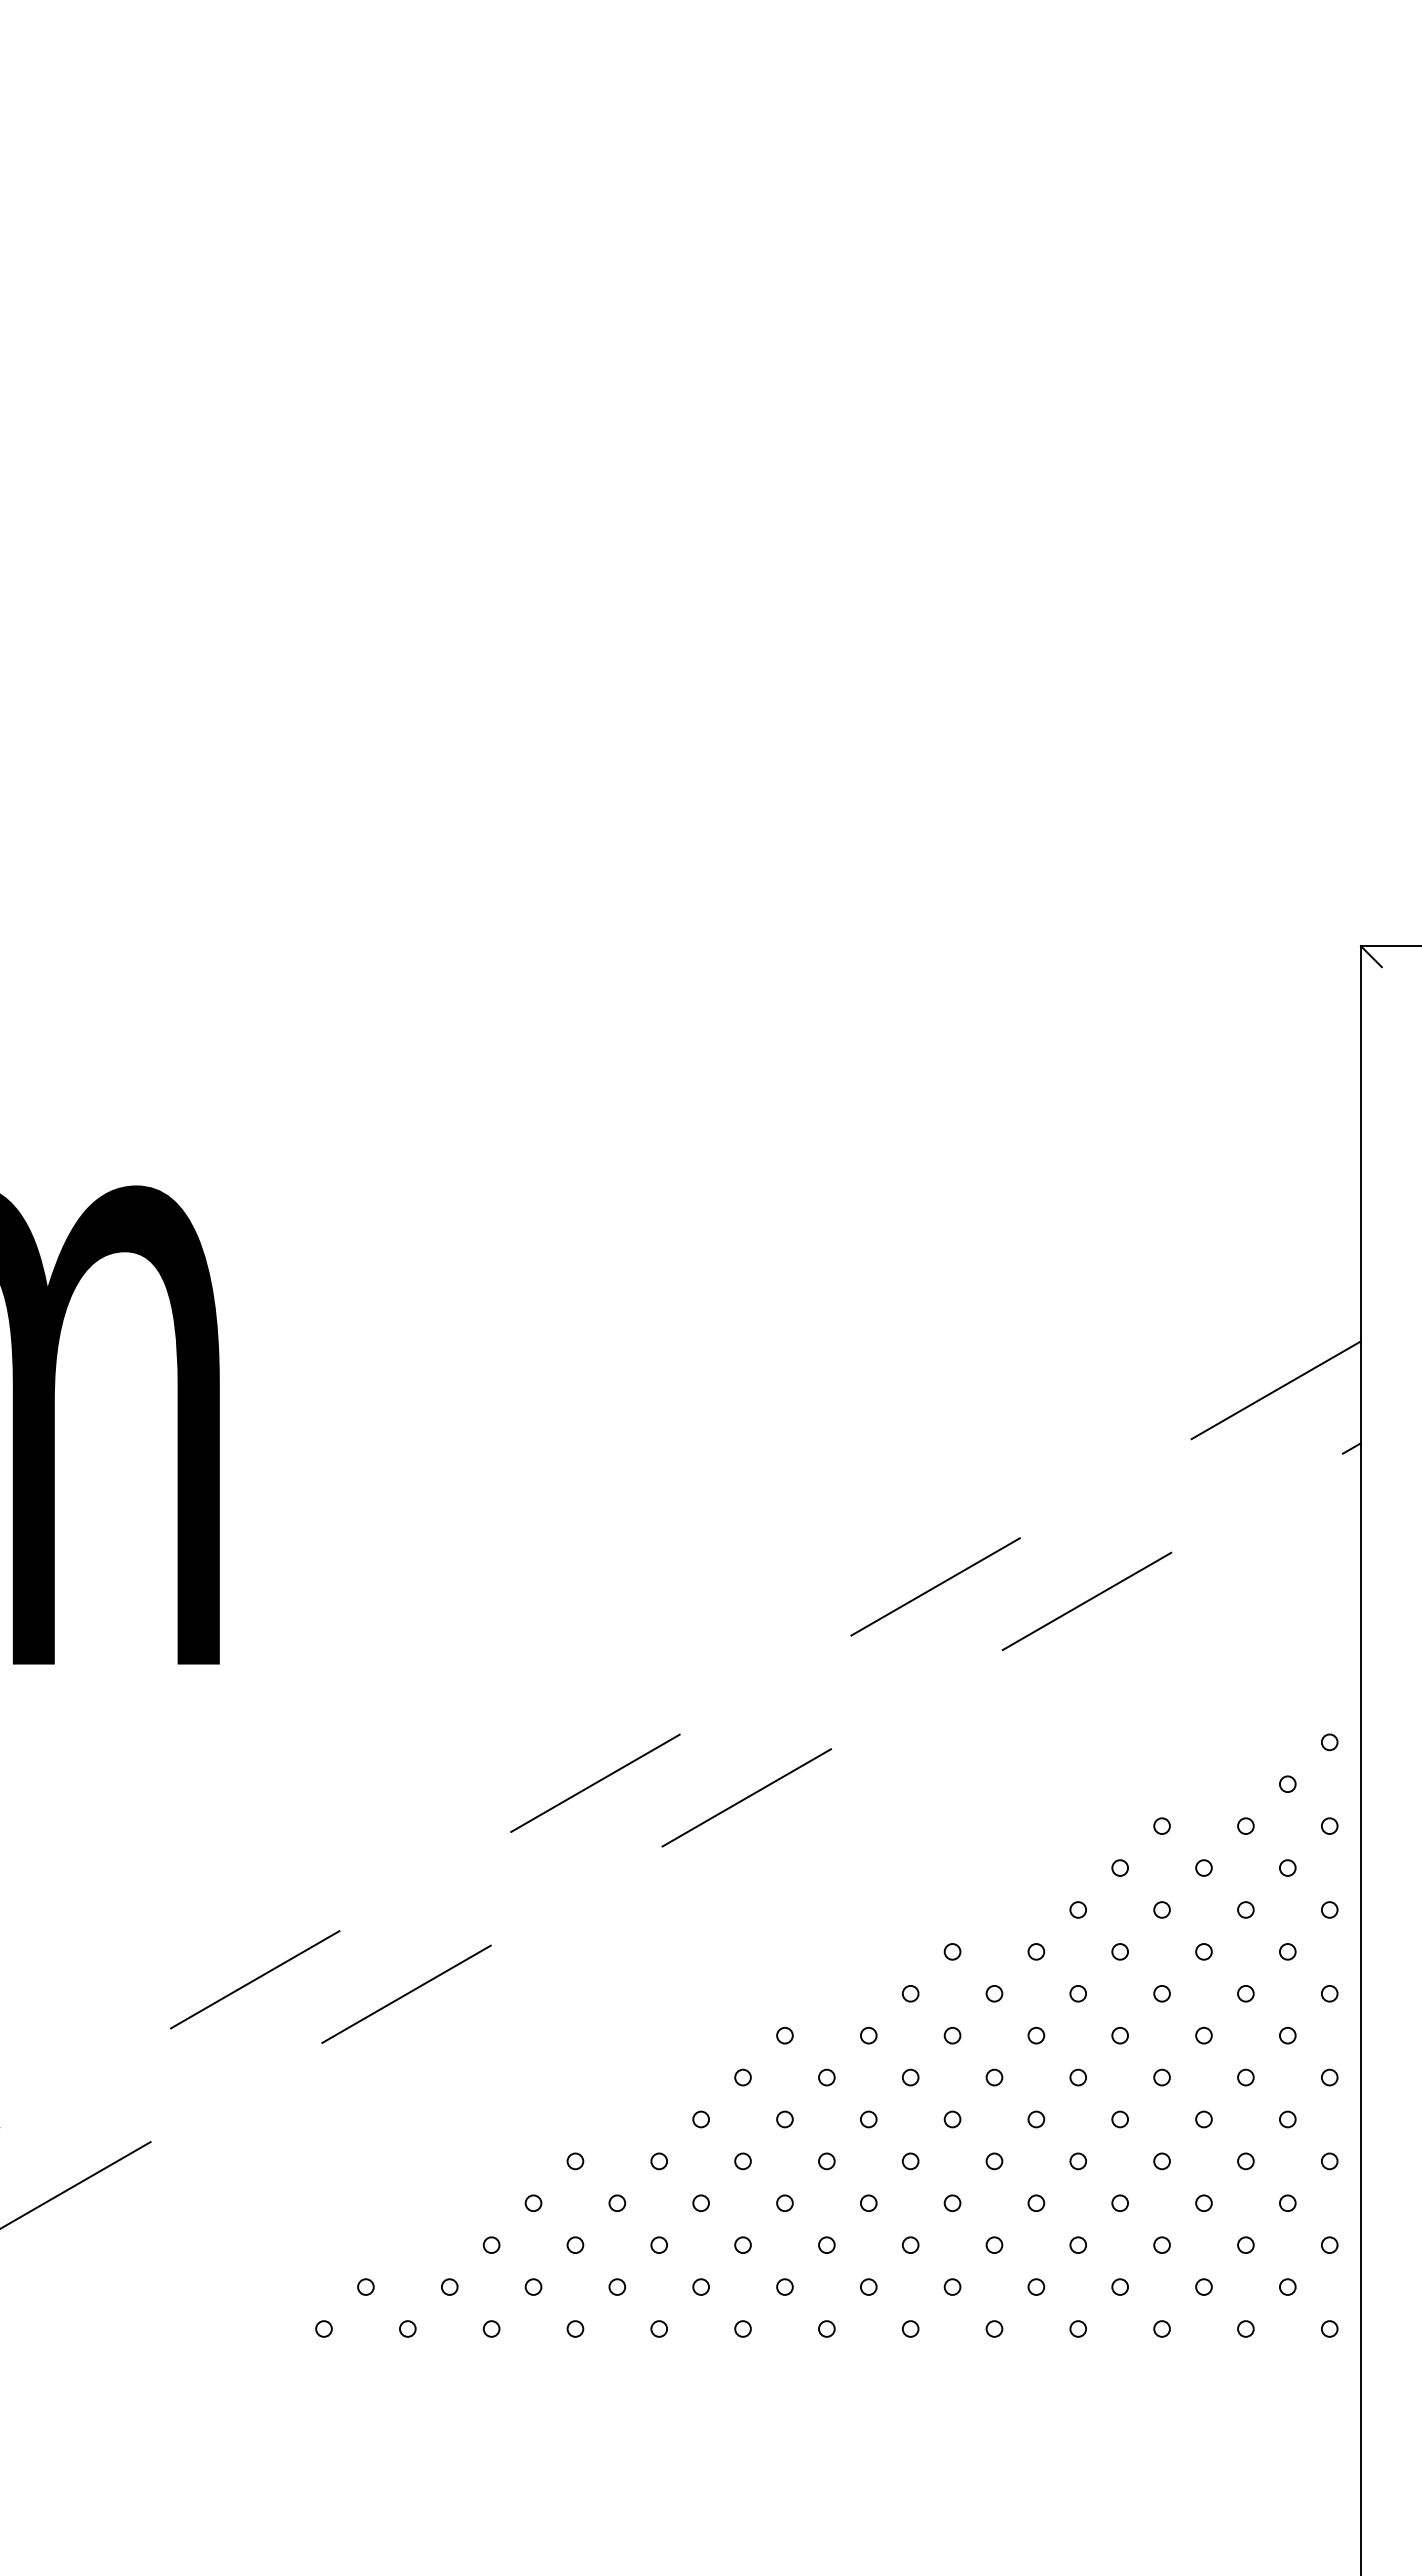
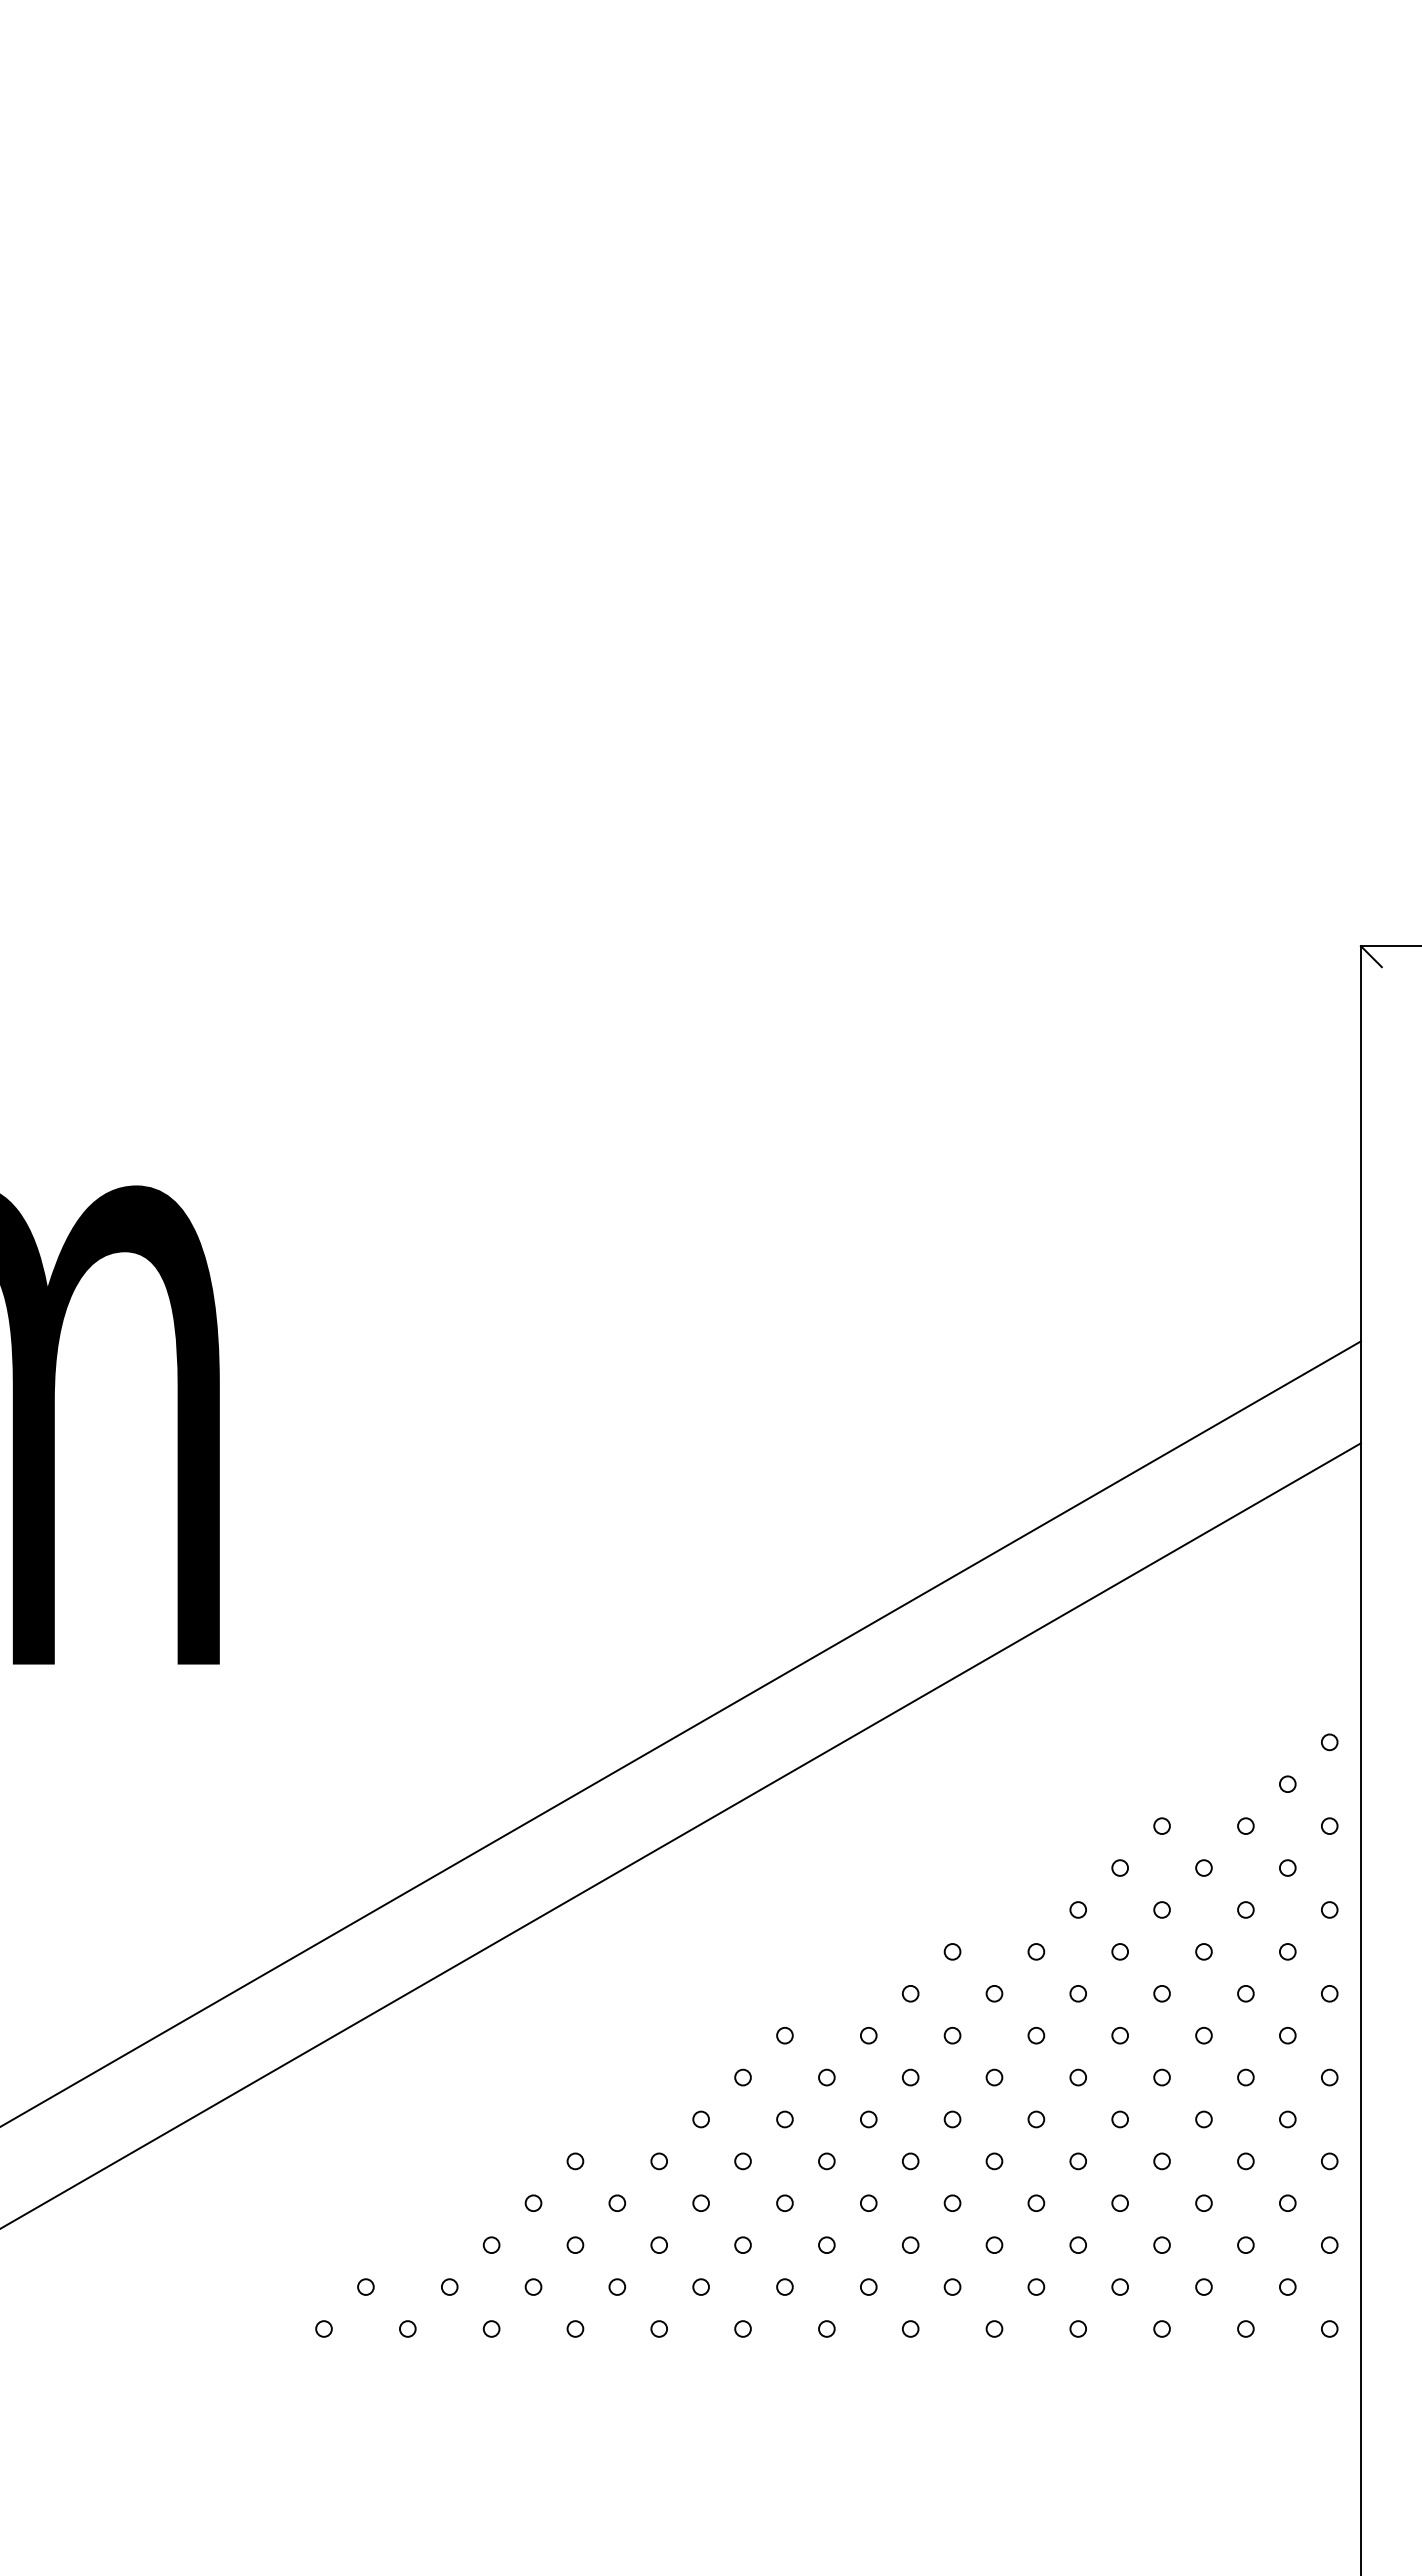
line: dashed -> solid (680, 1734)
line: dashed -> solid (681, 1835)
